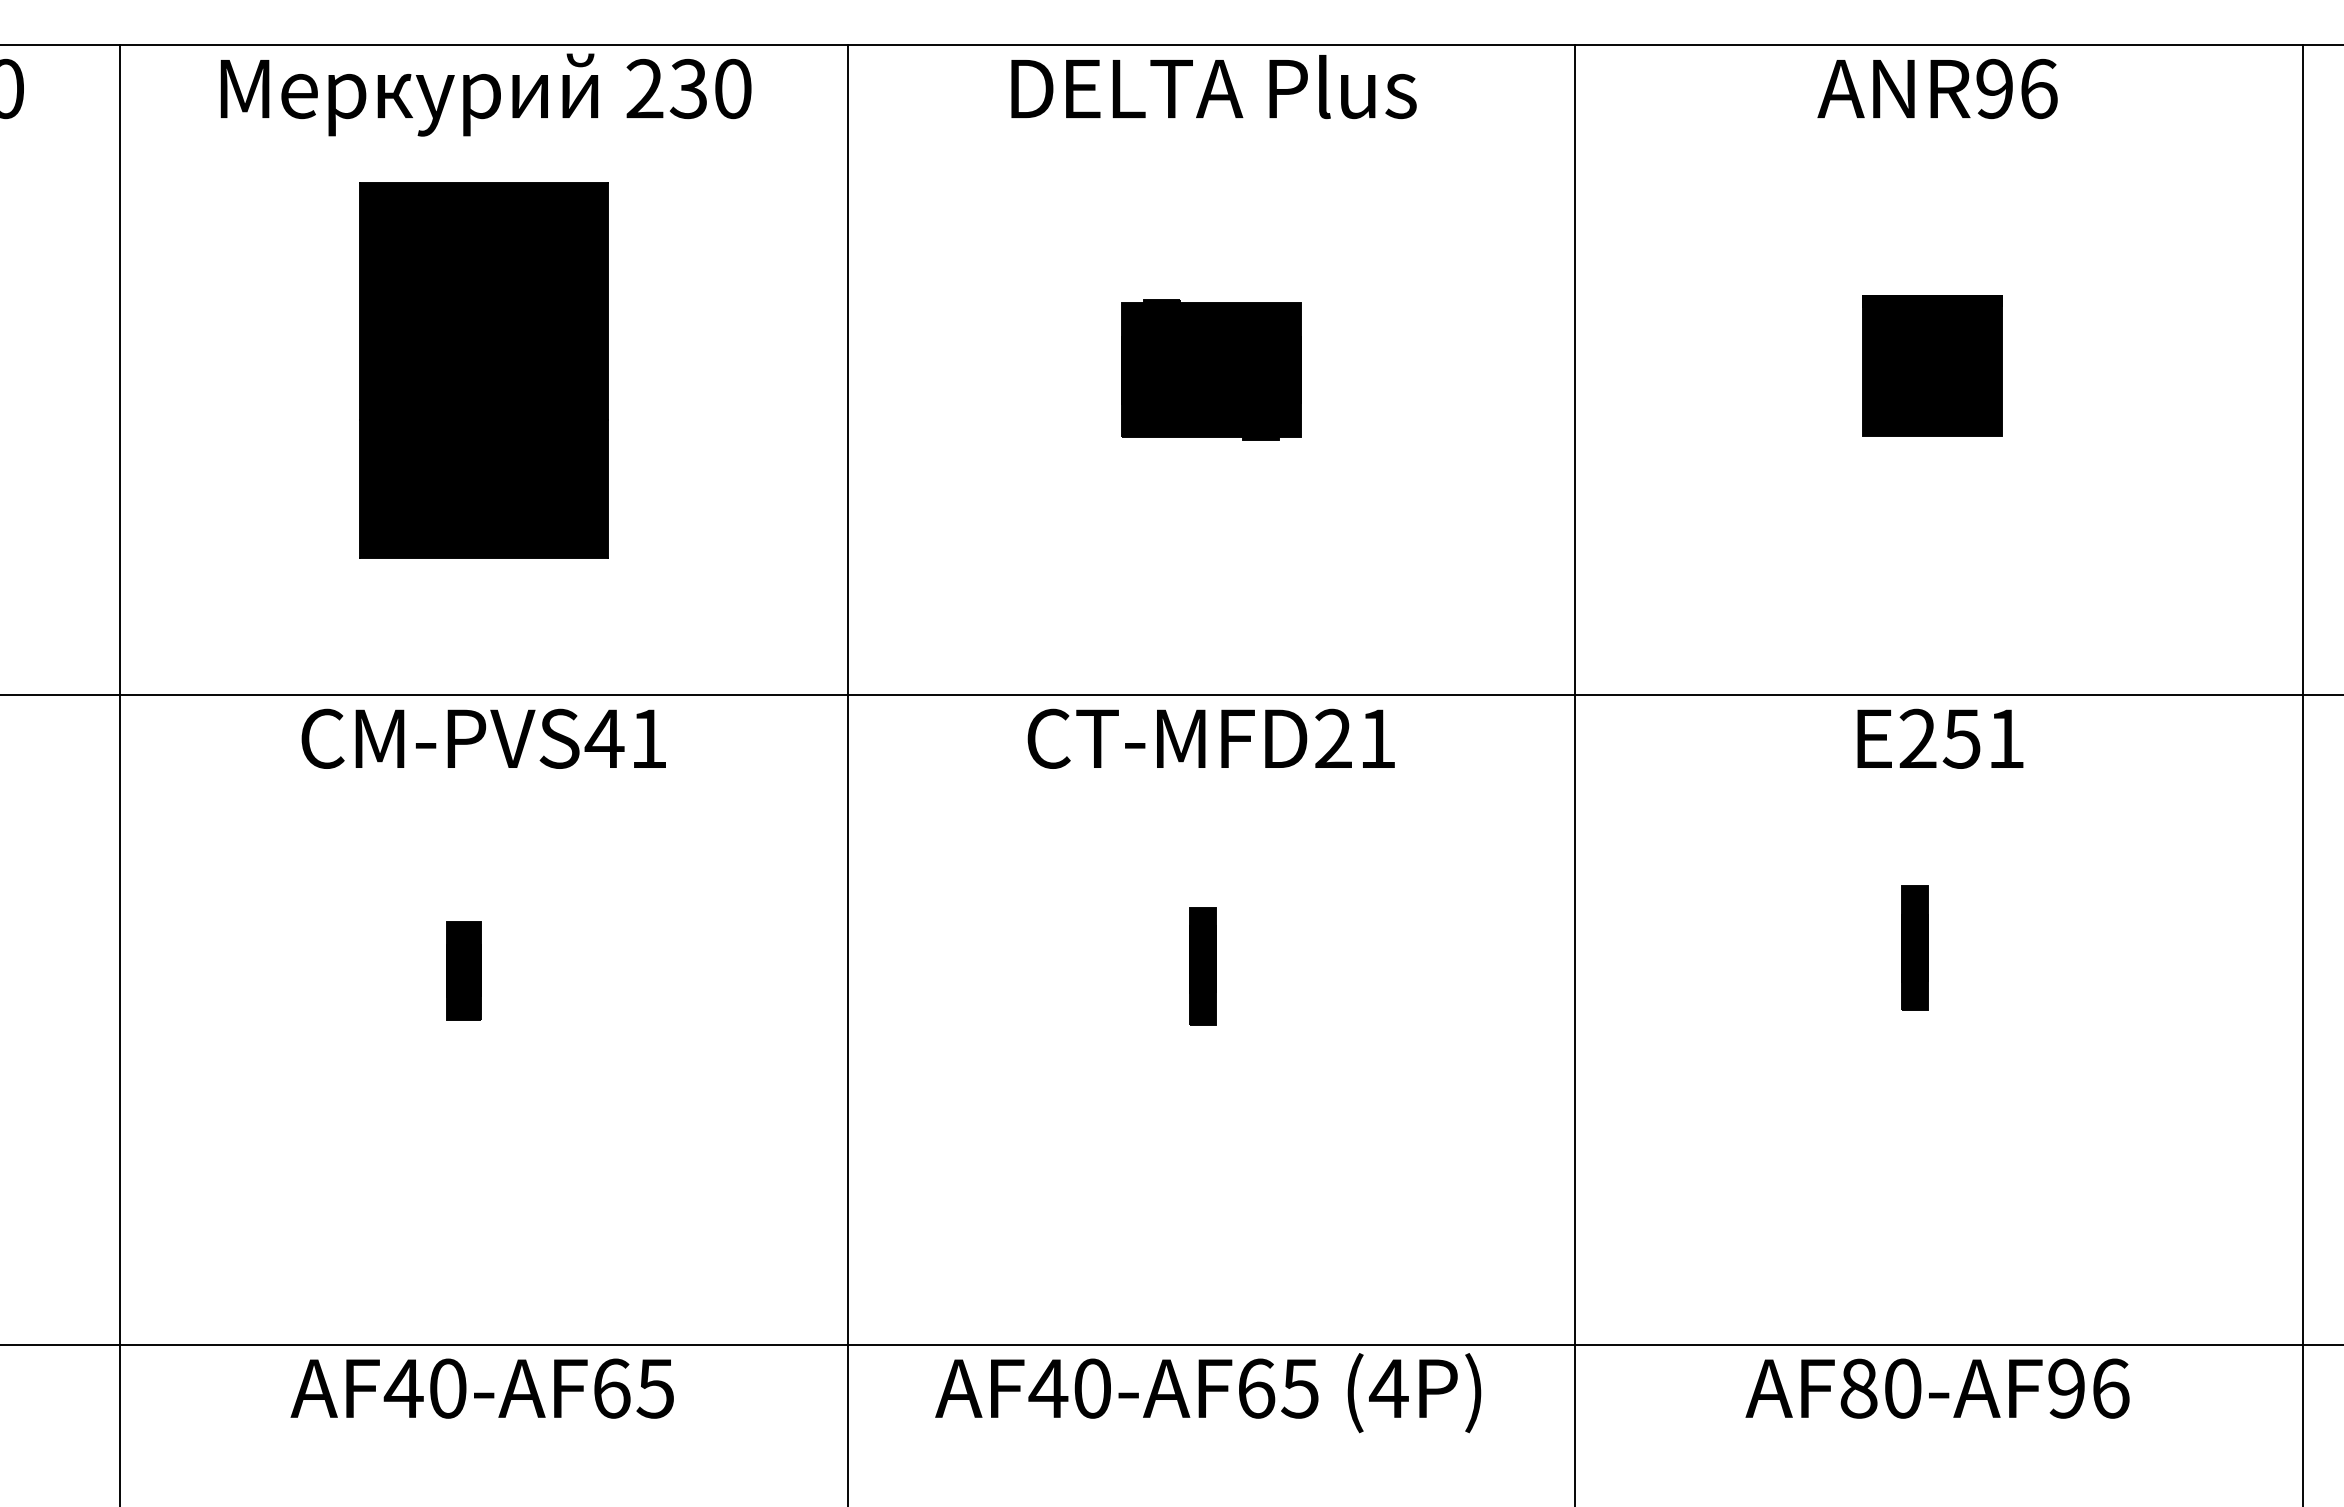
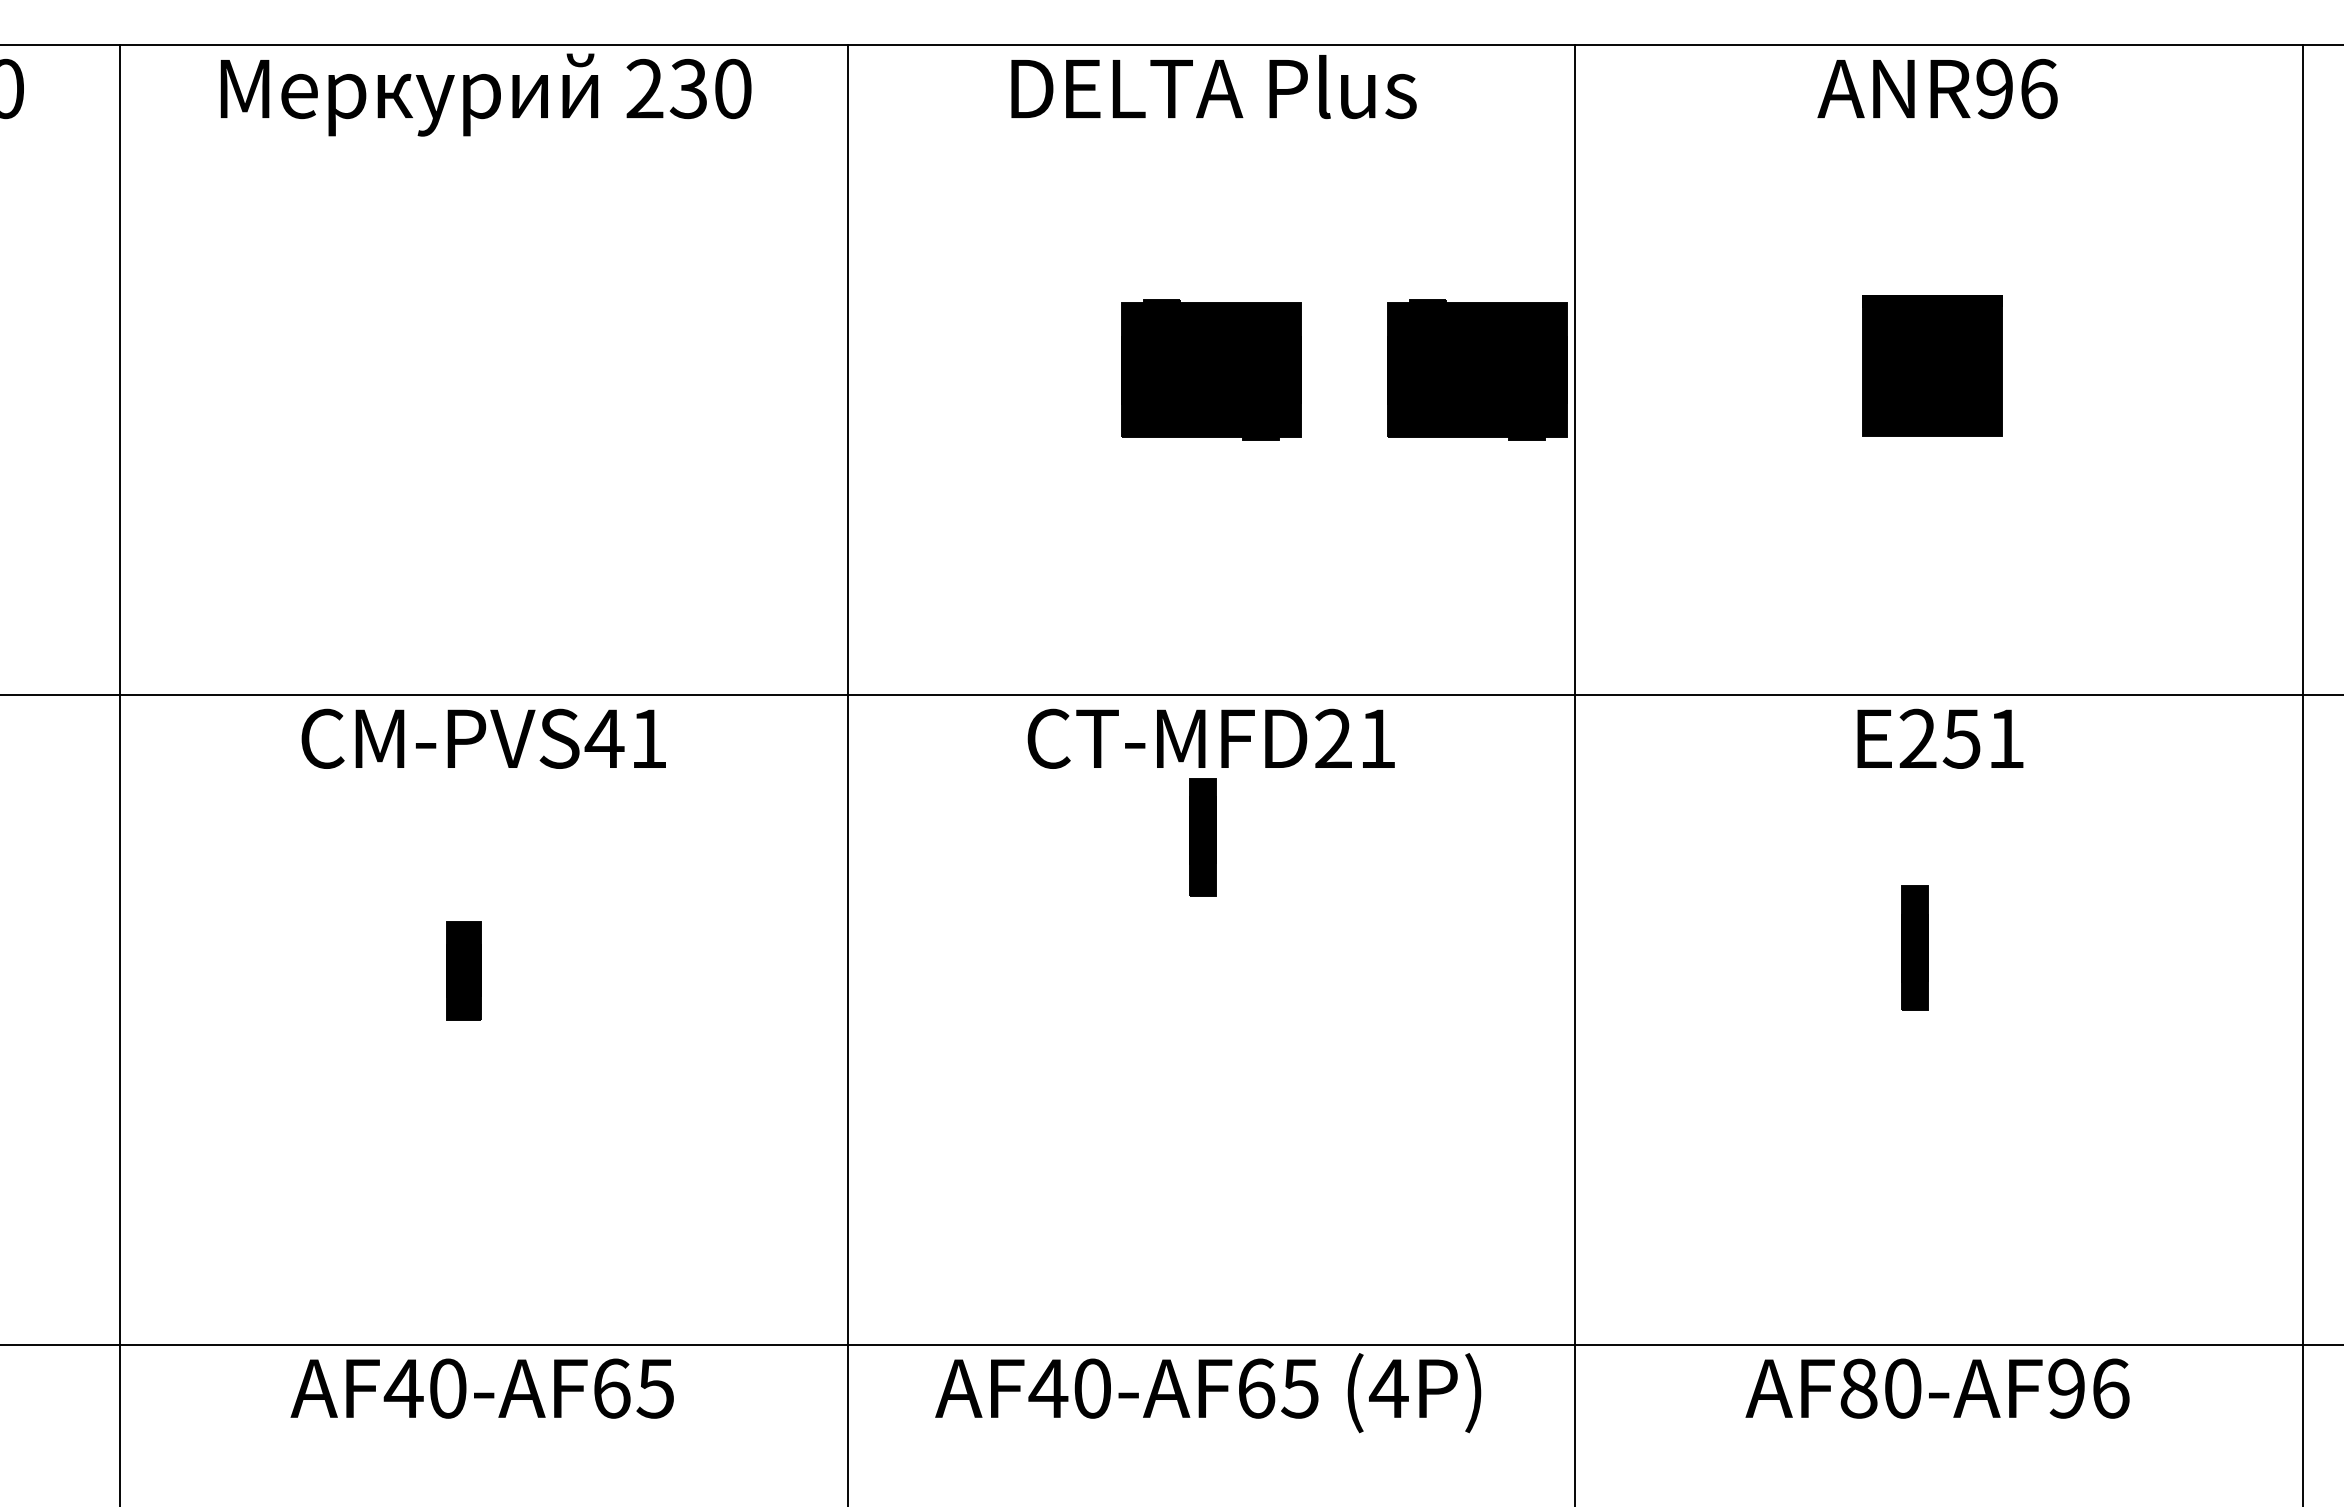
part: none -> present (1477, 369)
part: present -> none (483, 370)
part position: (1202, 966) -> (1202, 837) (1202, 837)
